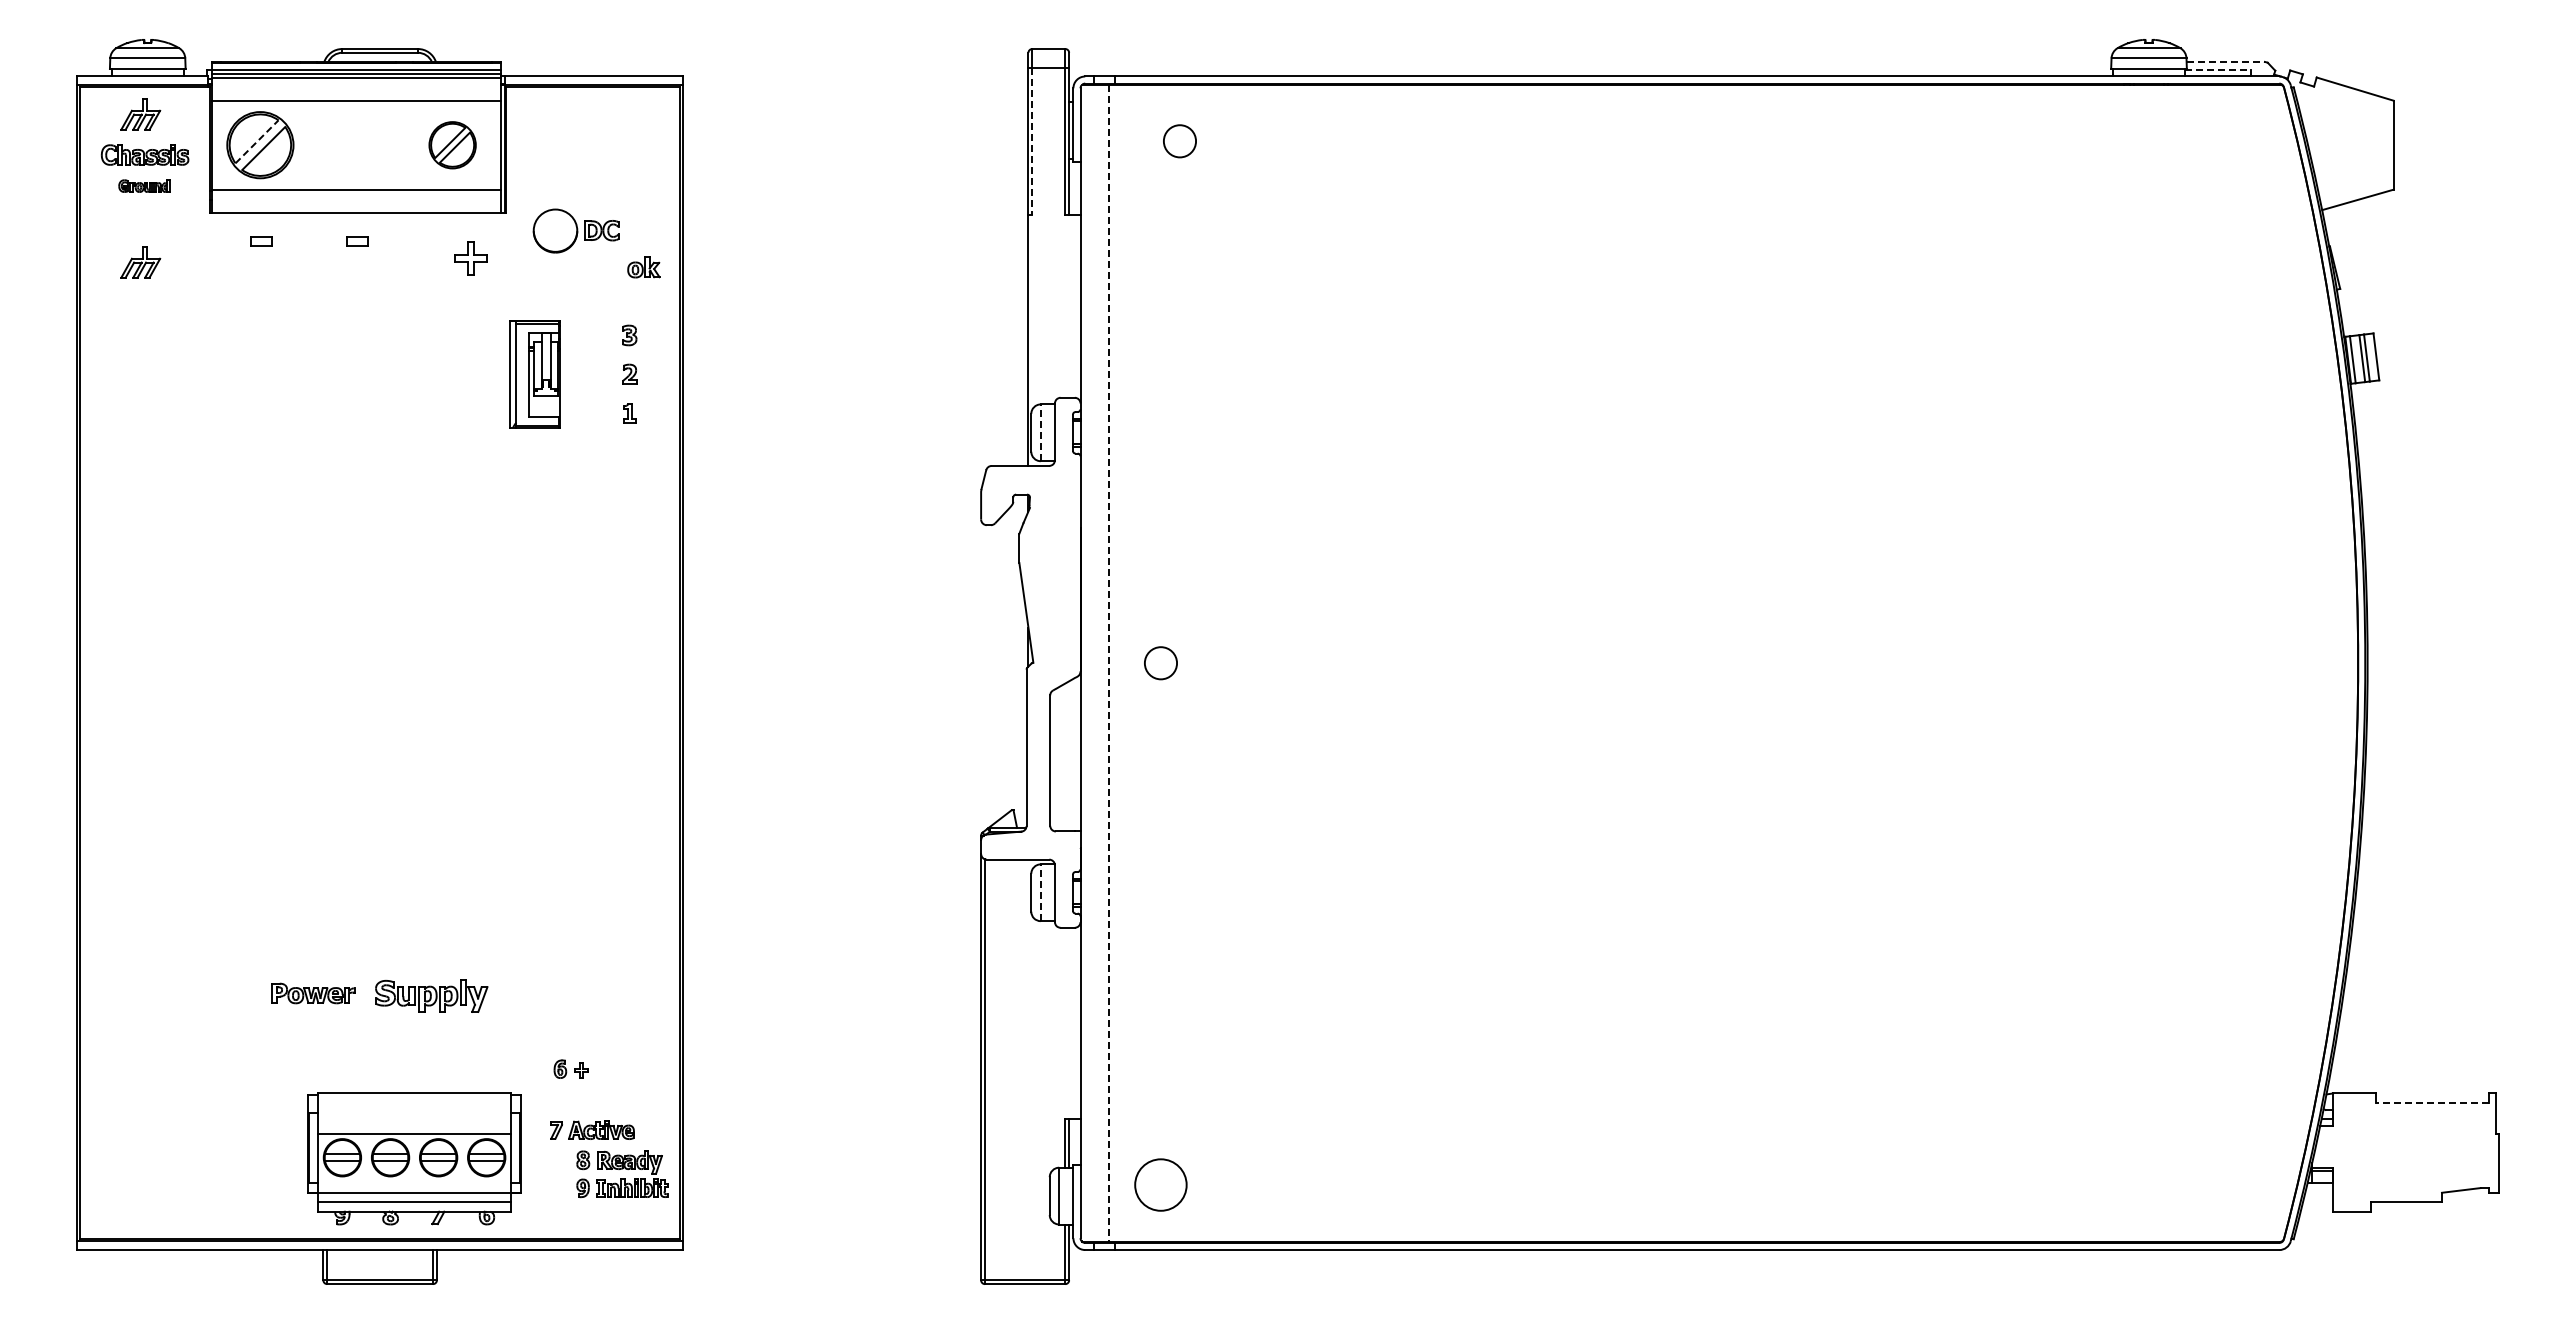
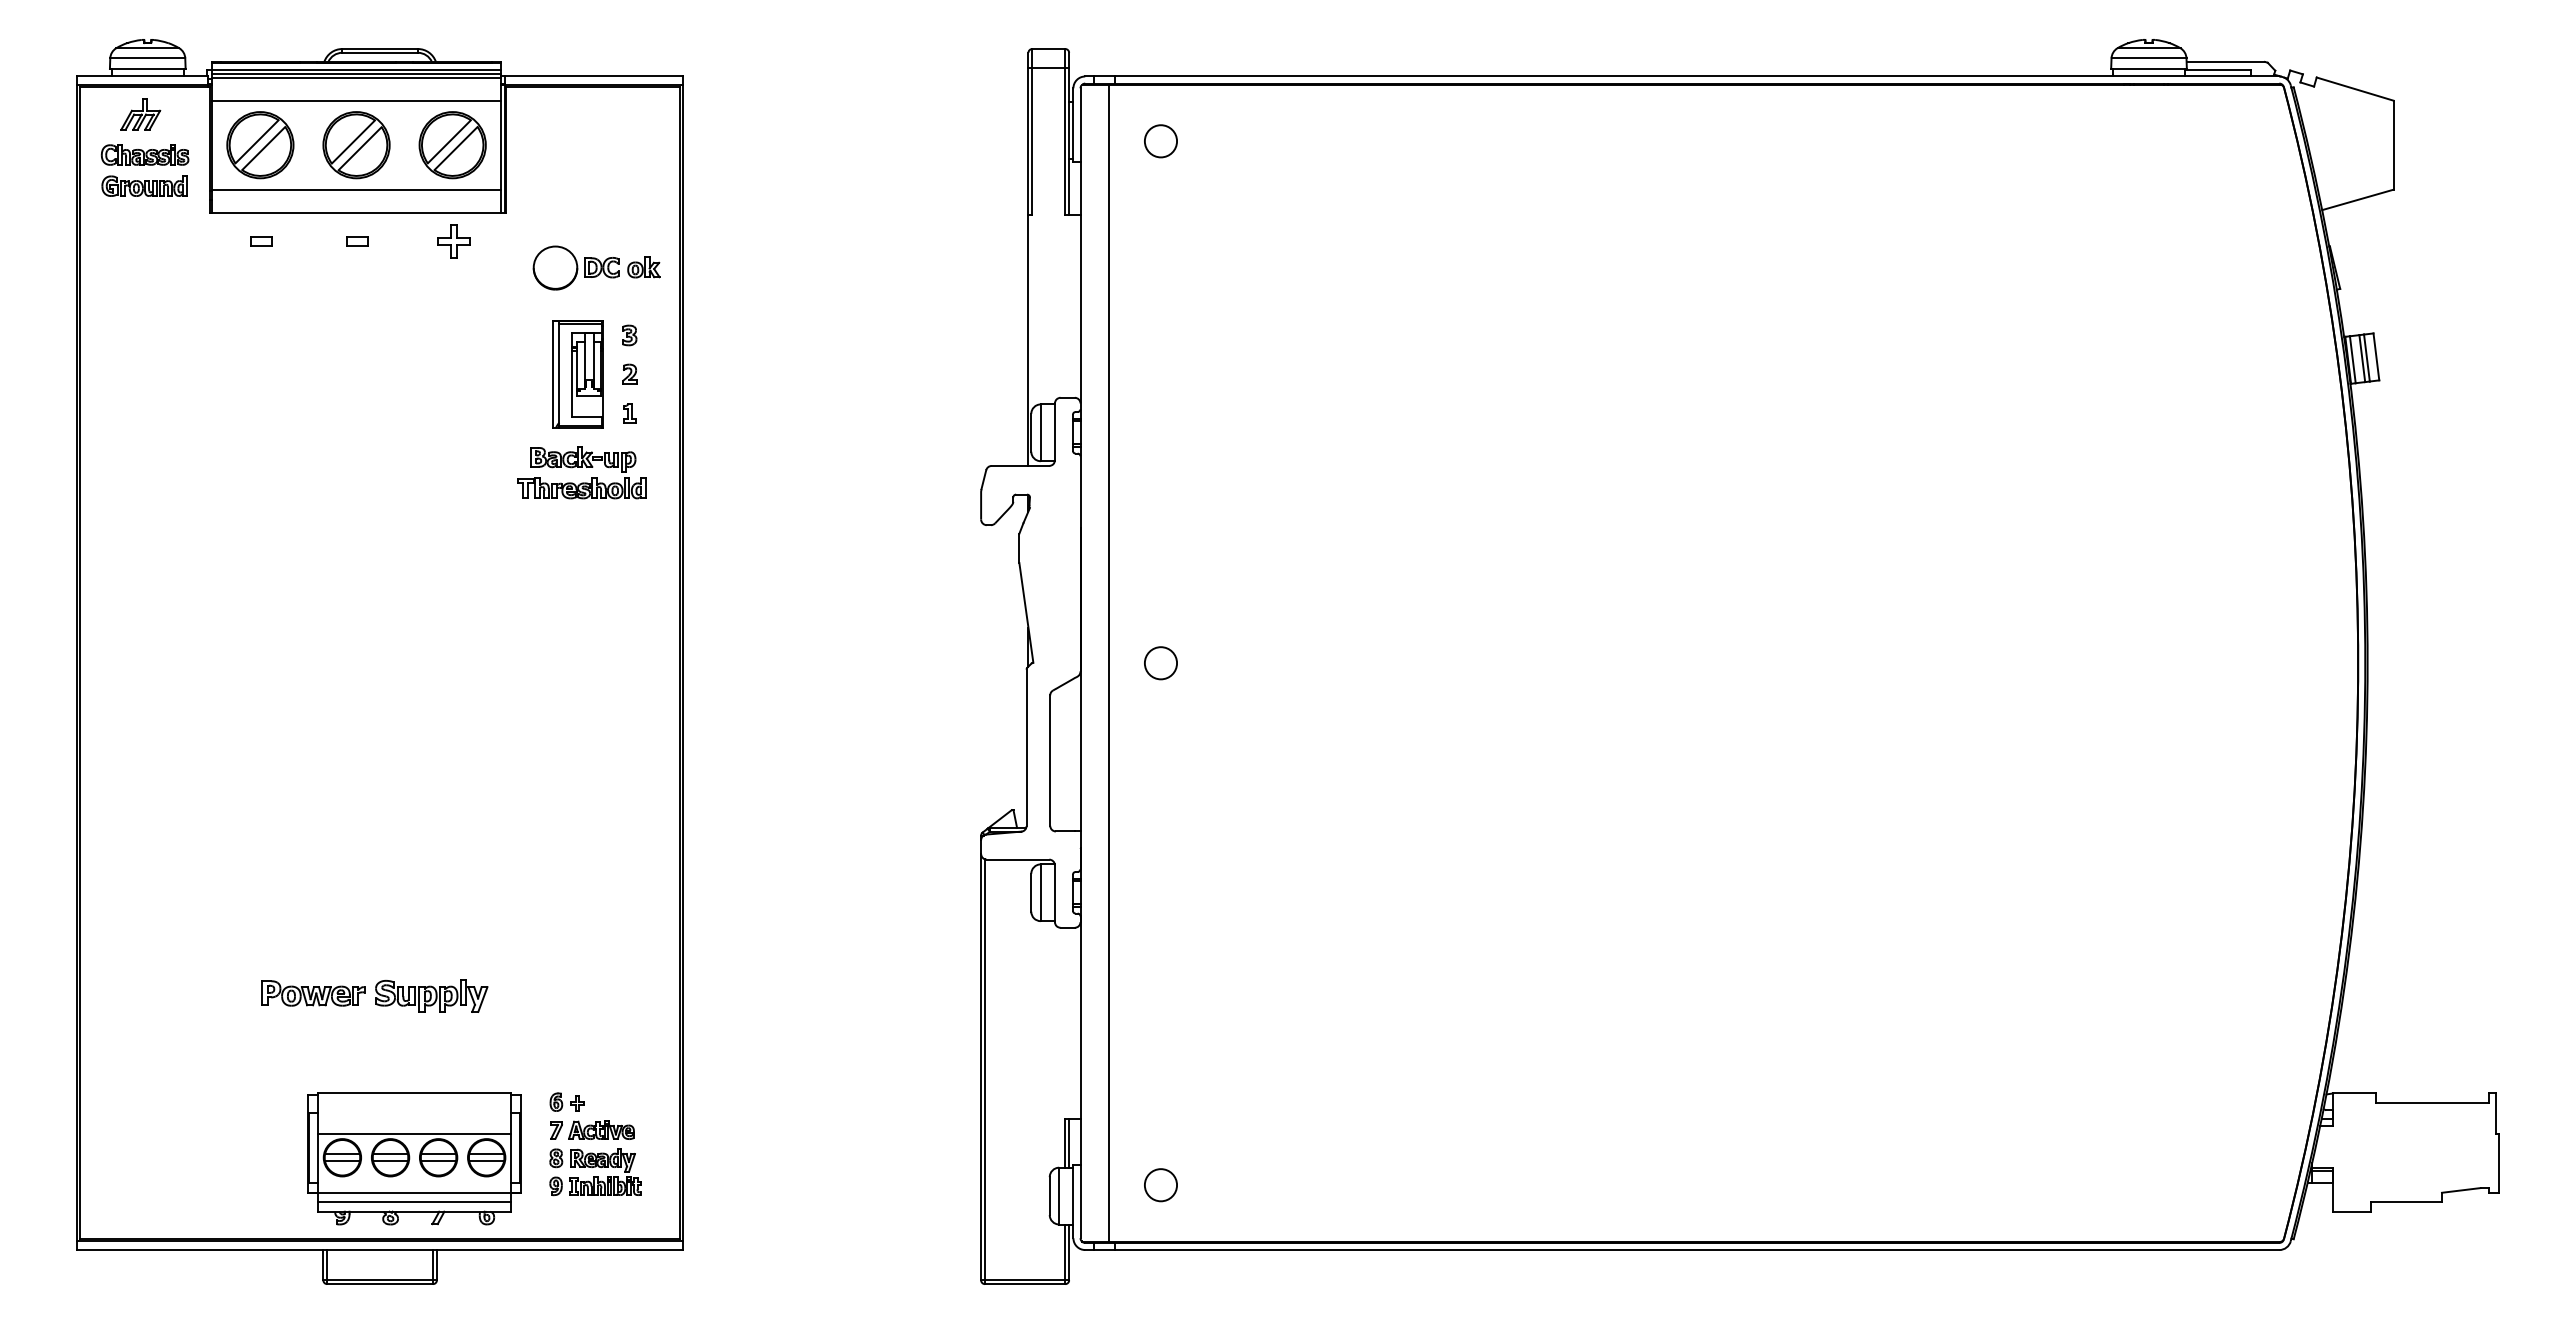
line: dashed -> solid (2226, 61)
line: dashed -> solid (2218, 70)
line: dashed -> solid (257, 141)
line: dashed -> solid (1032, 141)
circle position: (1179, 141) -> (1160, 141) (1160, 141)
part: none -> present (356, 145)
part size: 49x49 px -> 69x69 px (452, 145)
part size: 53x14 px -> 87x22 px (144, 185)
part position: (575, 230) -> (575, 267) (575, 267)
part position: (470, 258) -> (453, 241) (453, 241)
part: present -> none (140, 262)
part position: (534, 374) -> (577, 374) (577, 374)
line: dashed -> solid (1040, 432)
part: none -> present (581, 472)
line: dashed -> solid (1108, 663)
line: dashed -> solid (1040, 892)
part size: 85x23 px -> 105x27 px (313, 993)
part position: (570, 1068) -> (566, 1101) (566, 1101)
line: dashed -> solid (2432, 1102)
part position: (622, 1174) -> (595, 1172) (595, 1172)
circle size: 54x54 px -> 34x35 px (1160, 1185)
